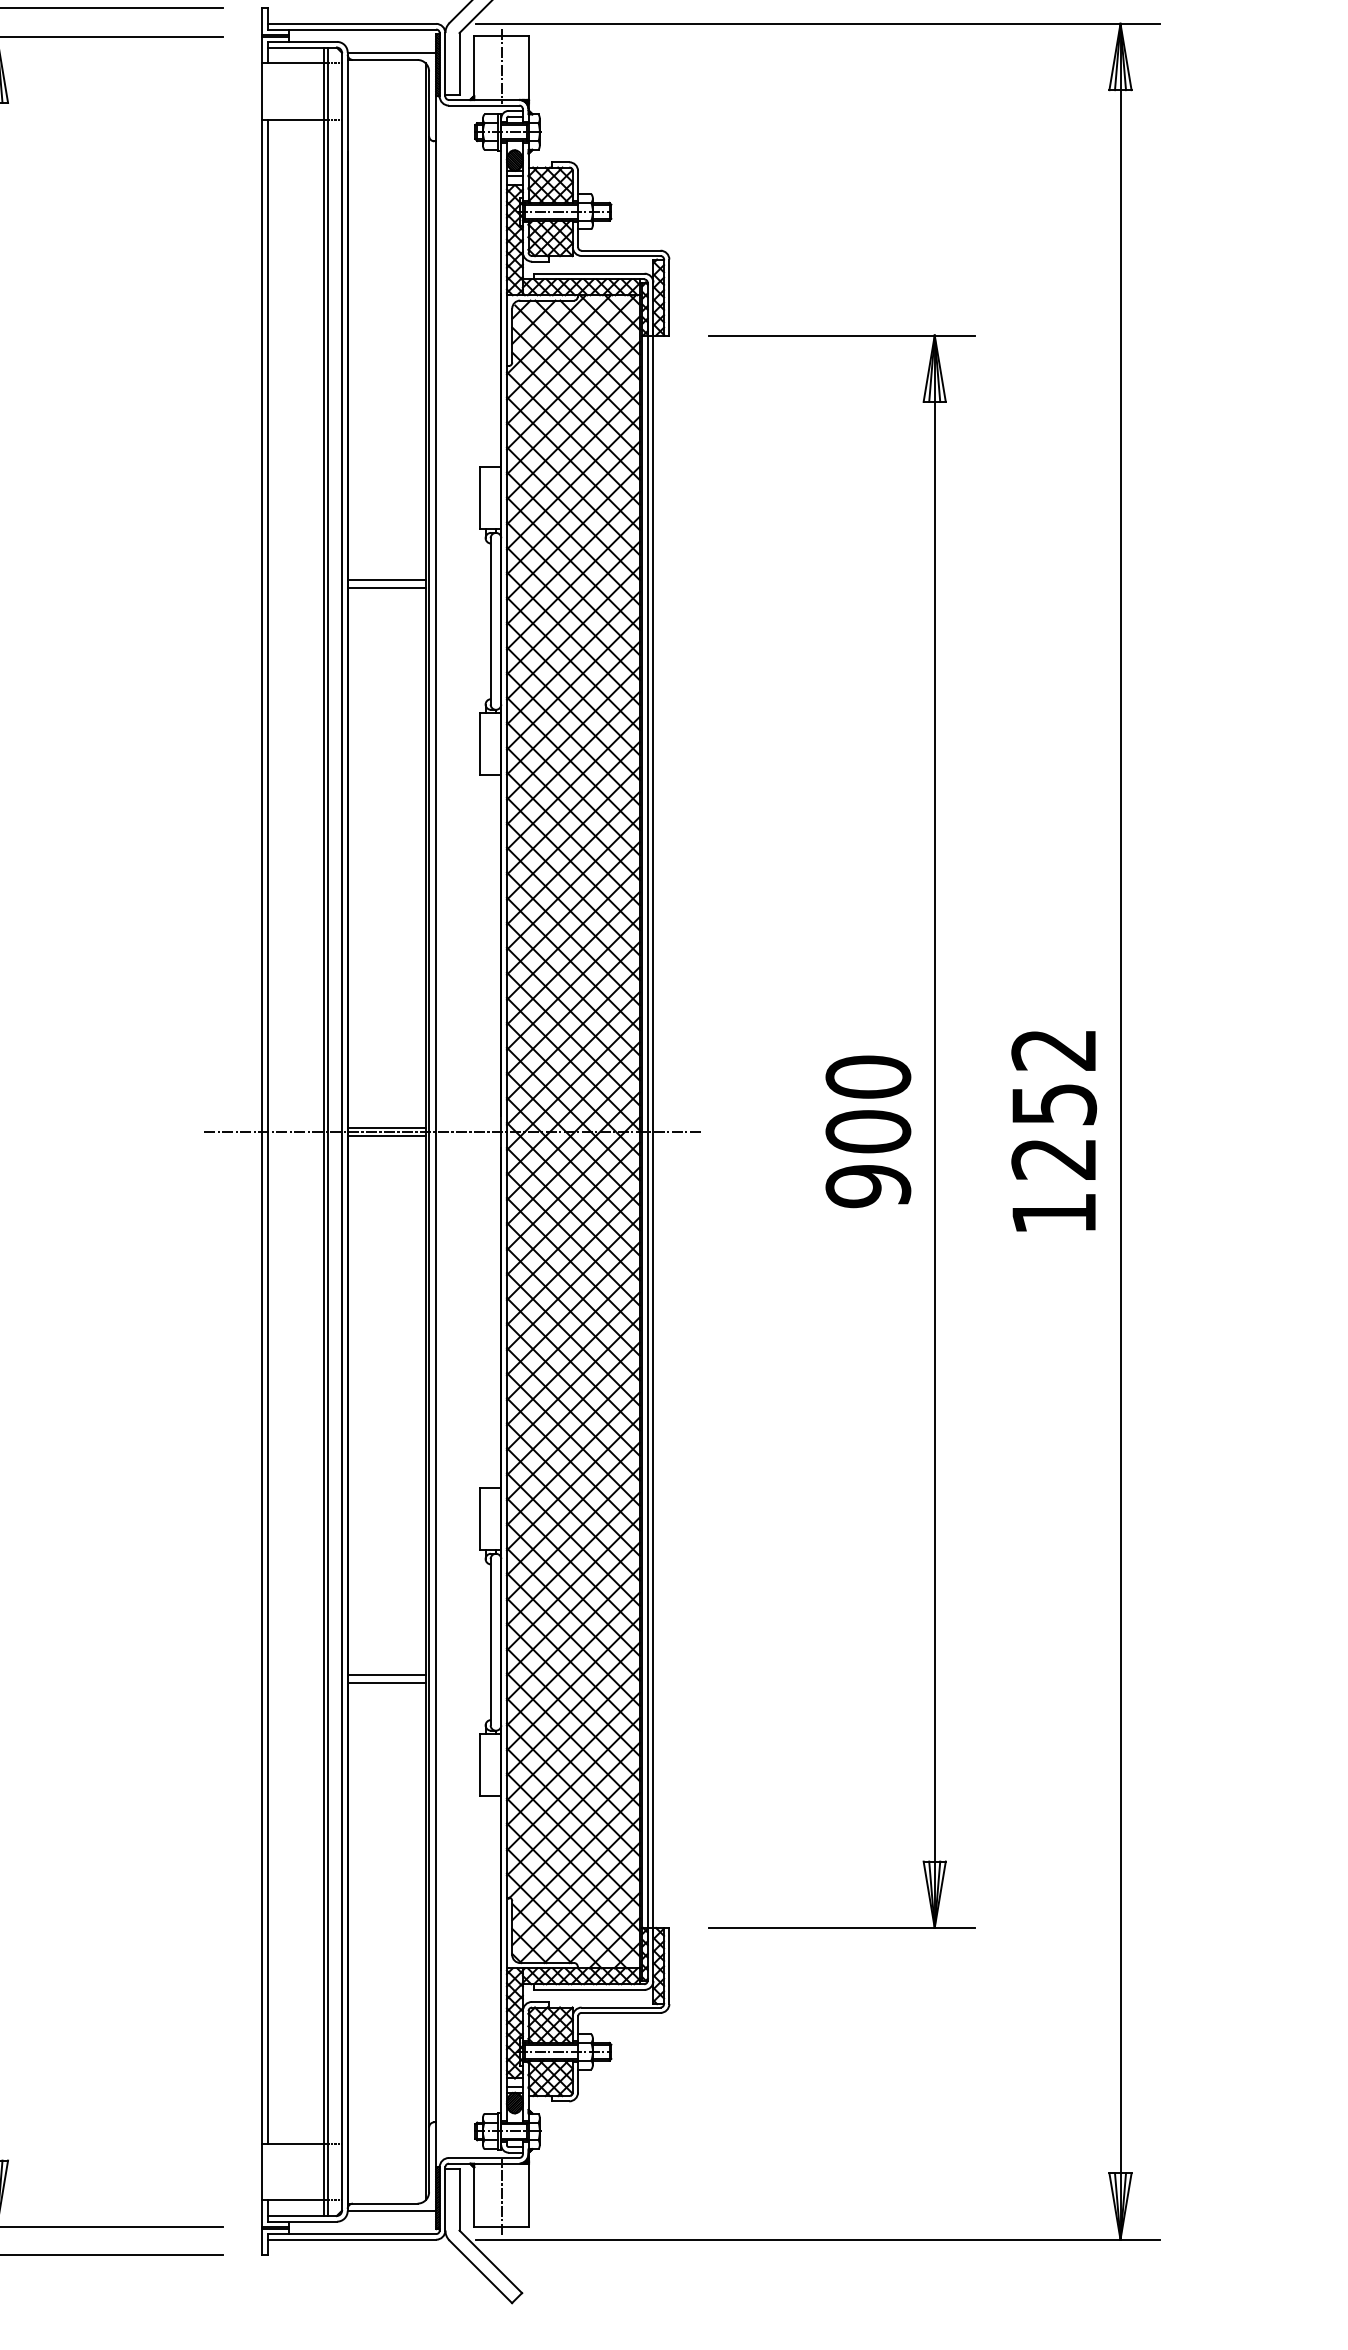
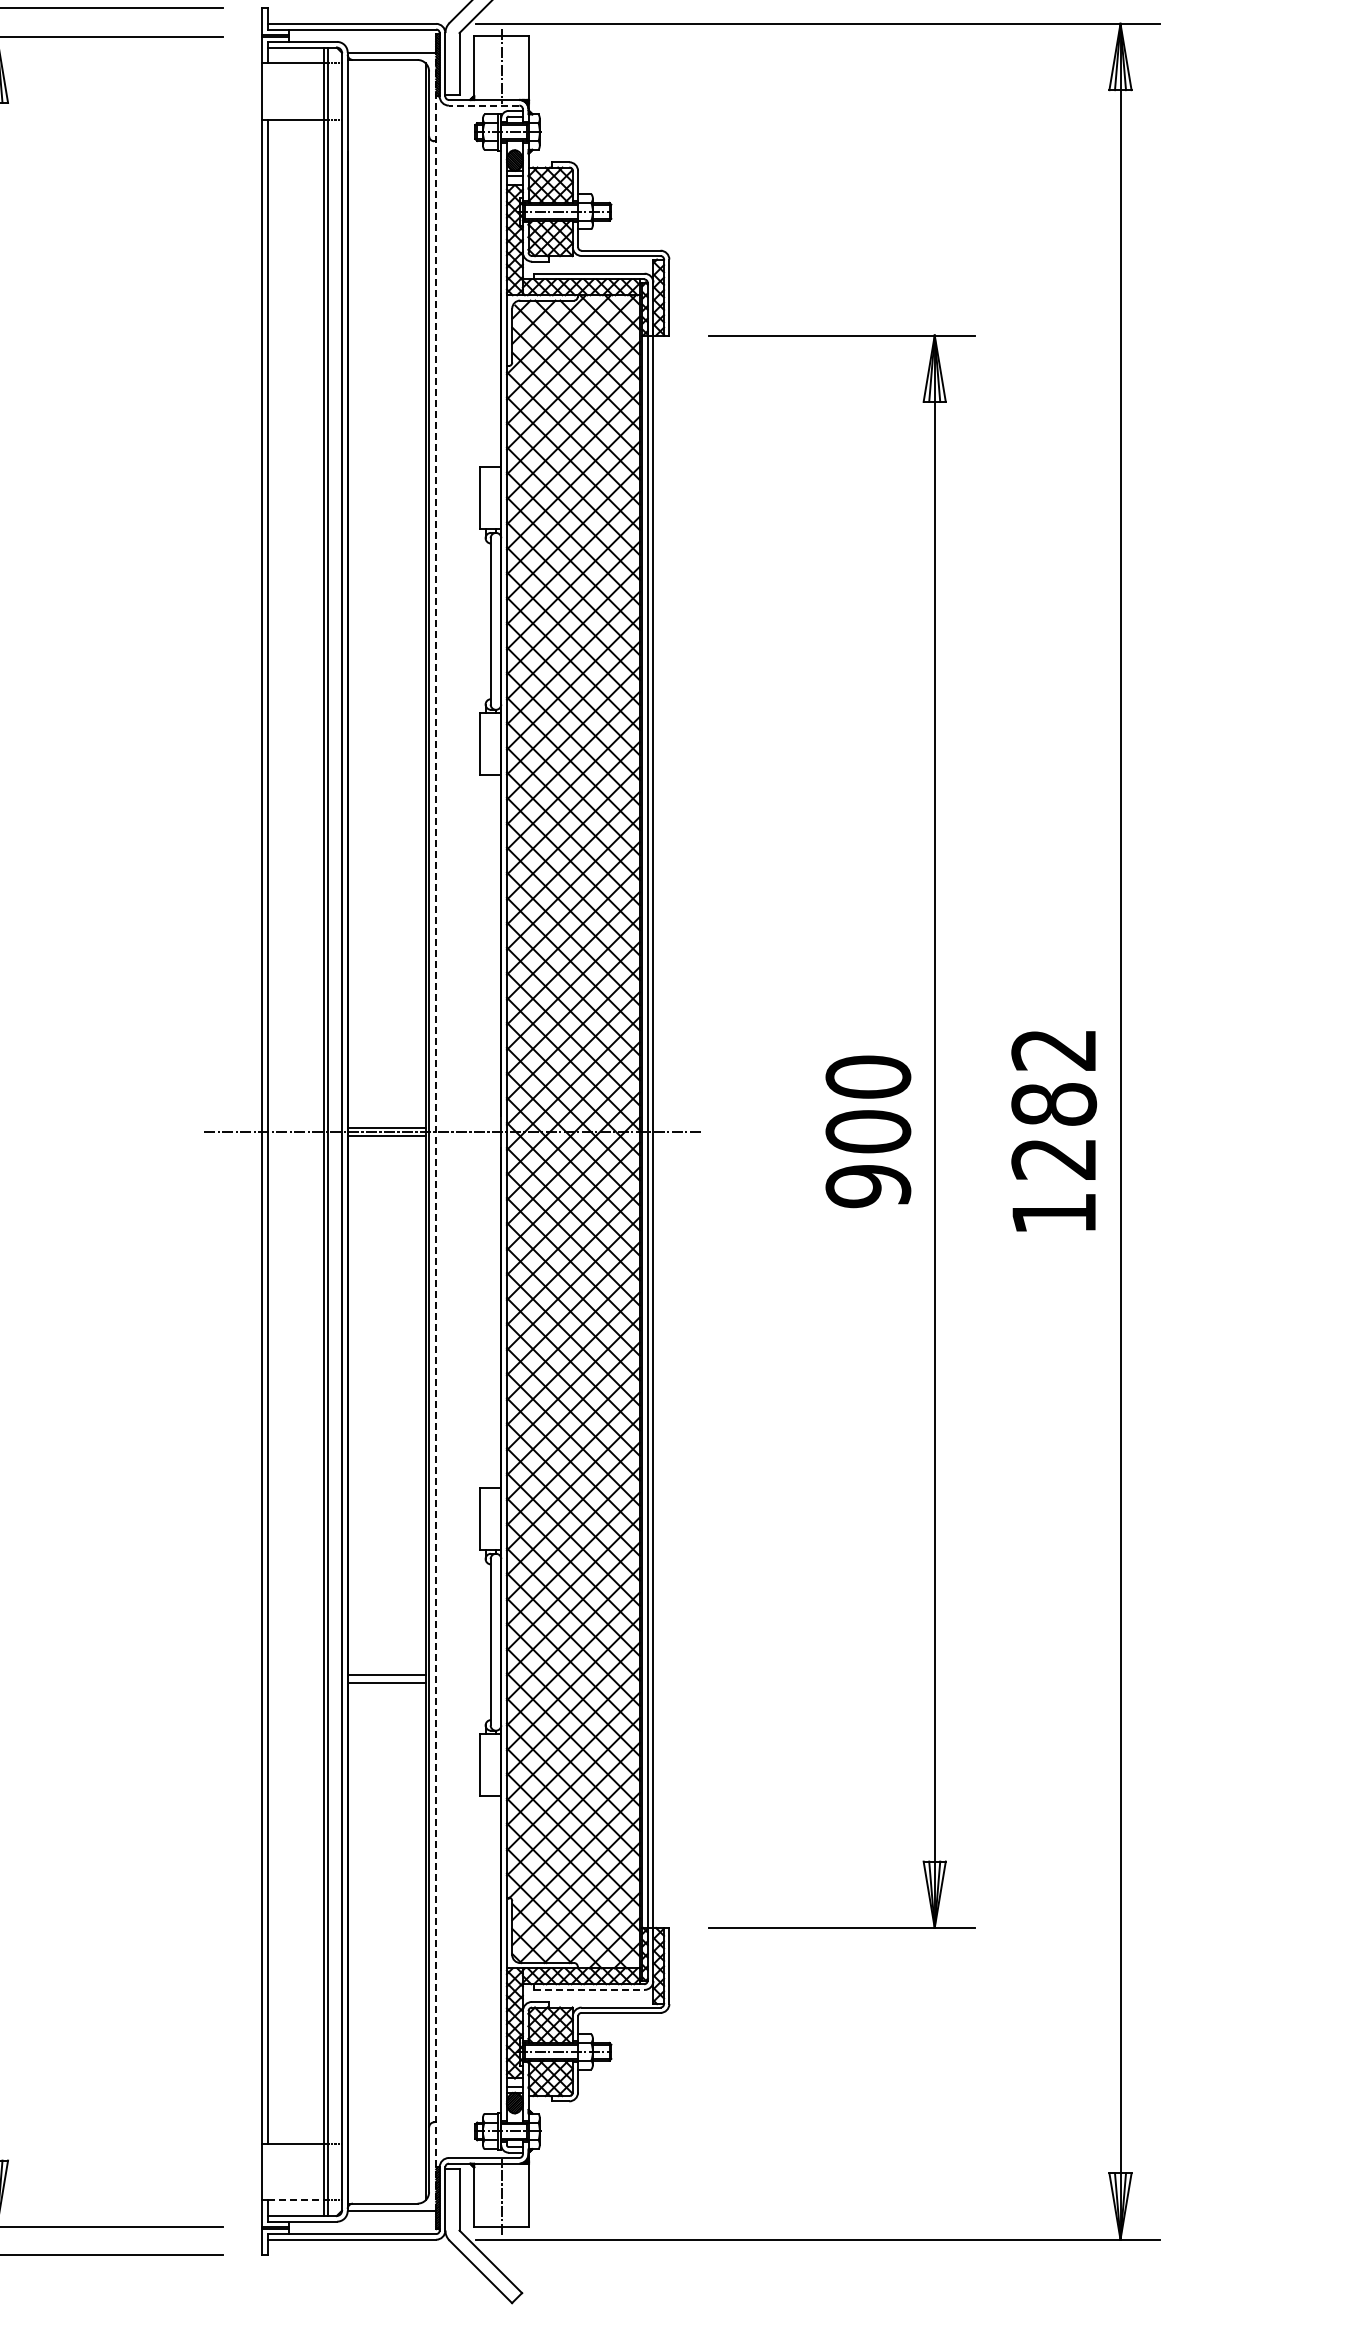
line: solid -> dashed (483, 105)
line: present -> none (386, 580)
line: present -> none (386, 588)
text: 1252 -> 1282 (1054, 1104)
line: solid -> dashed (436, 1131)
line: solid -> dashed (589, 1989)
line: solid -> dashed (296, 2200)
